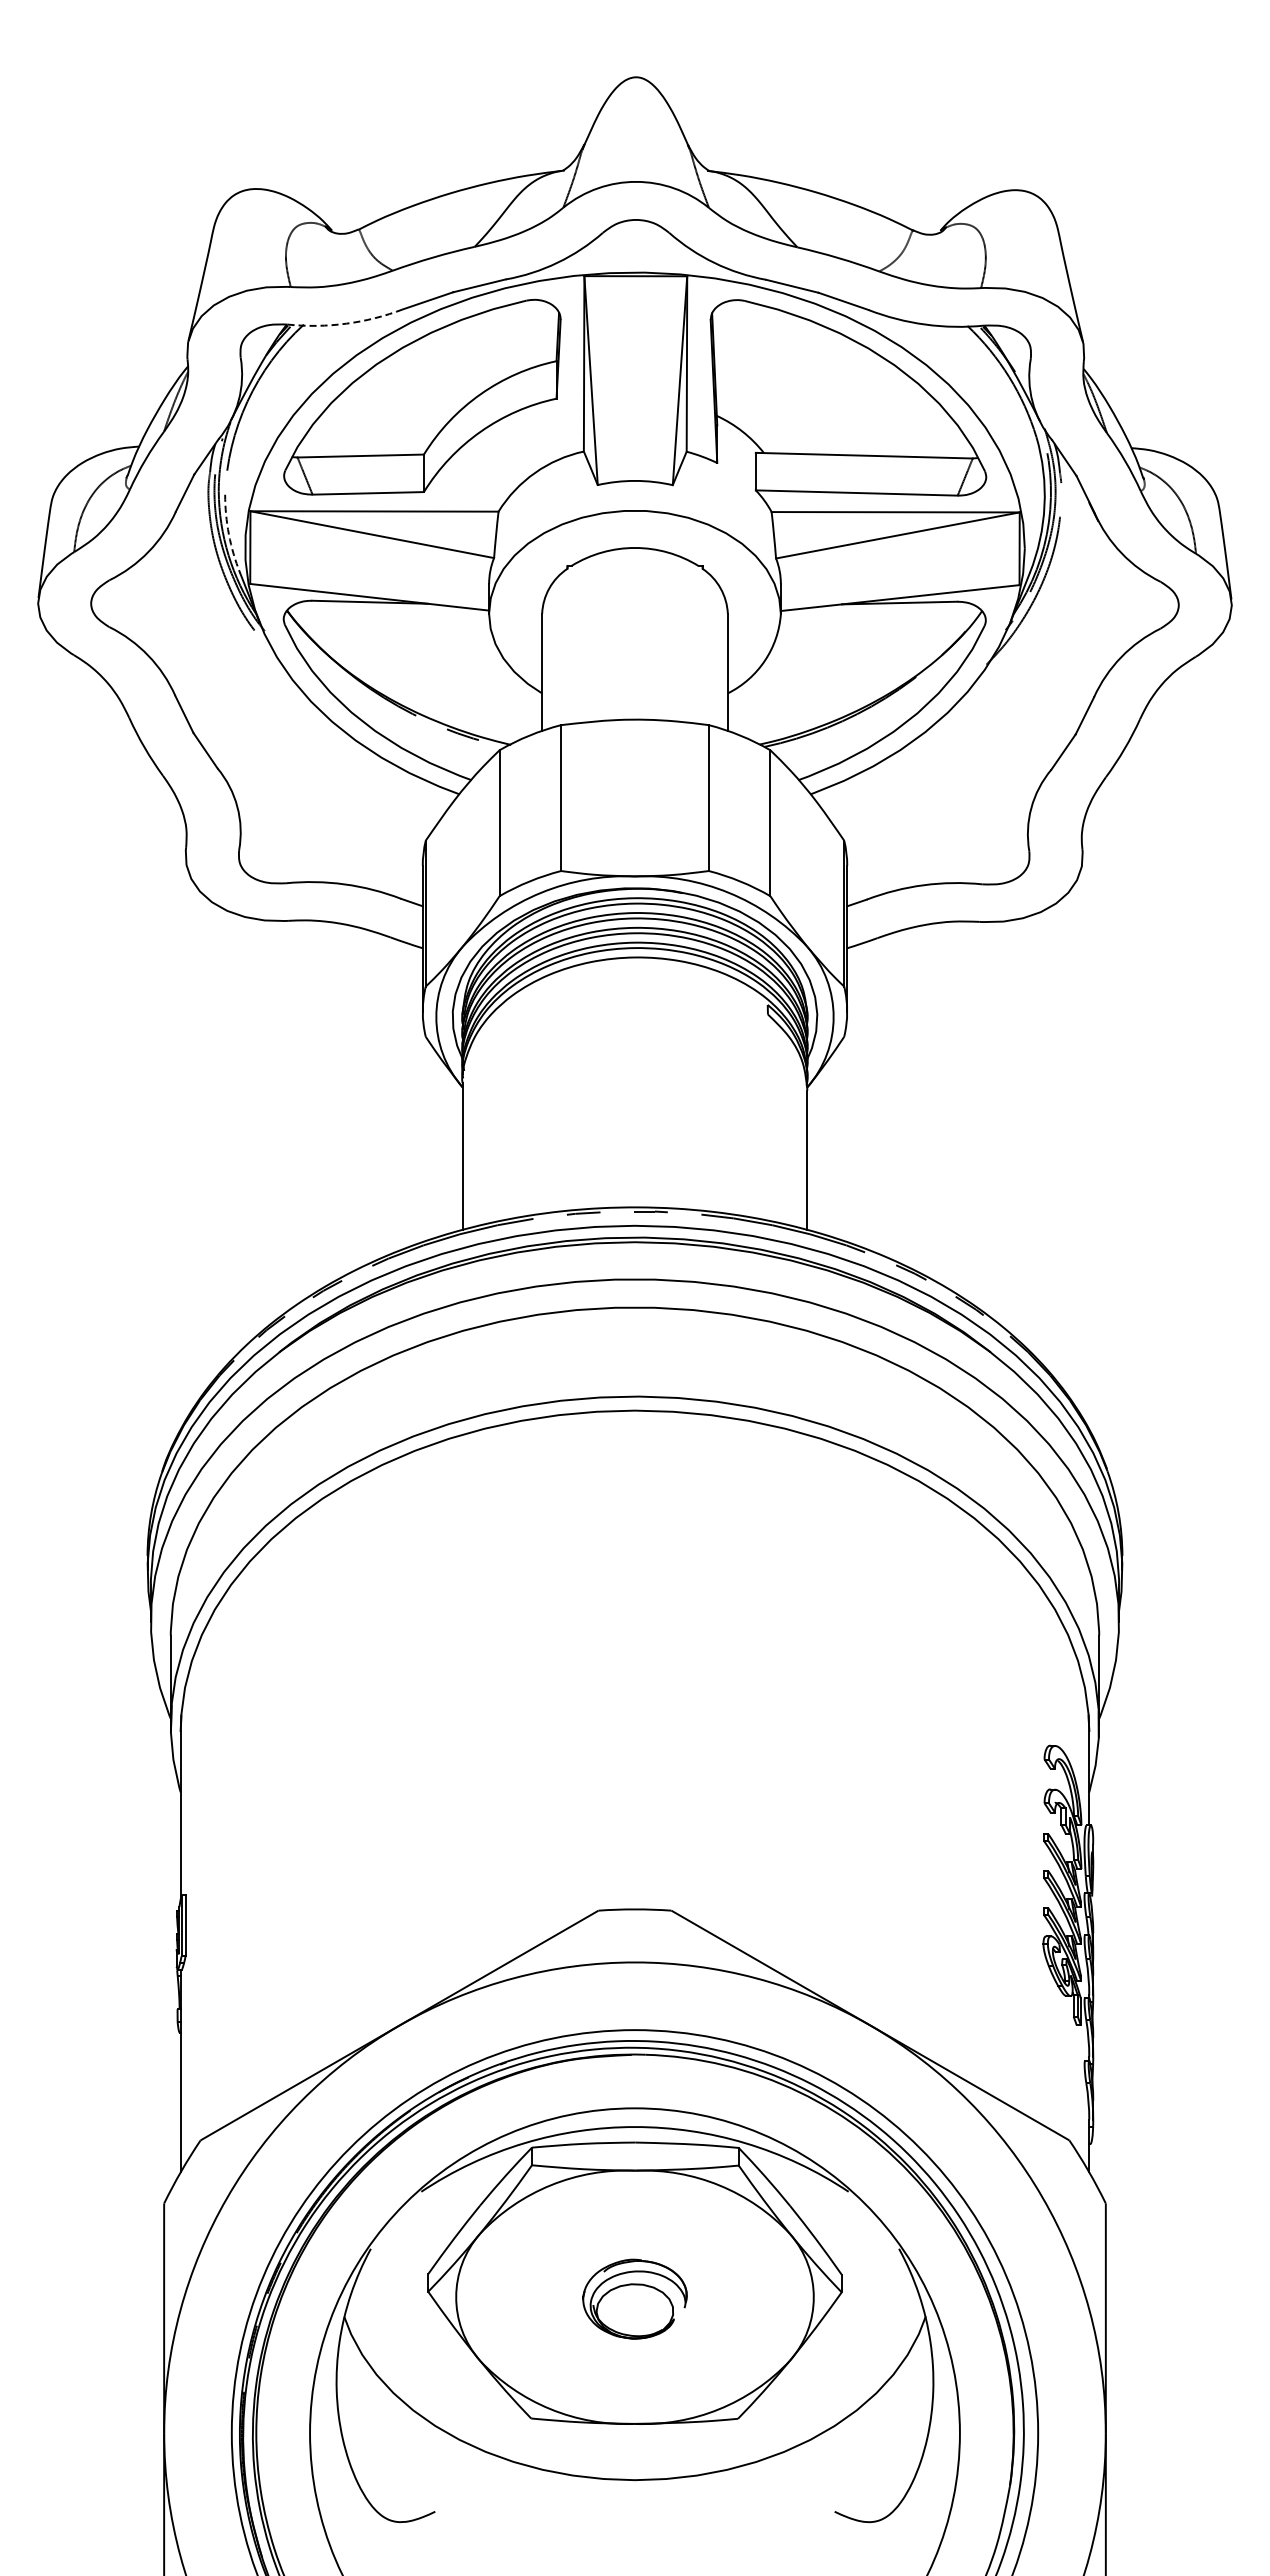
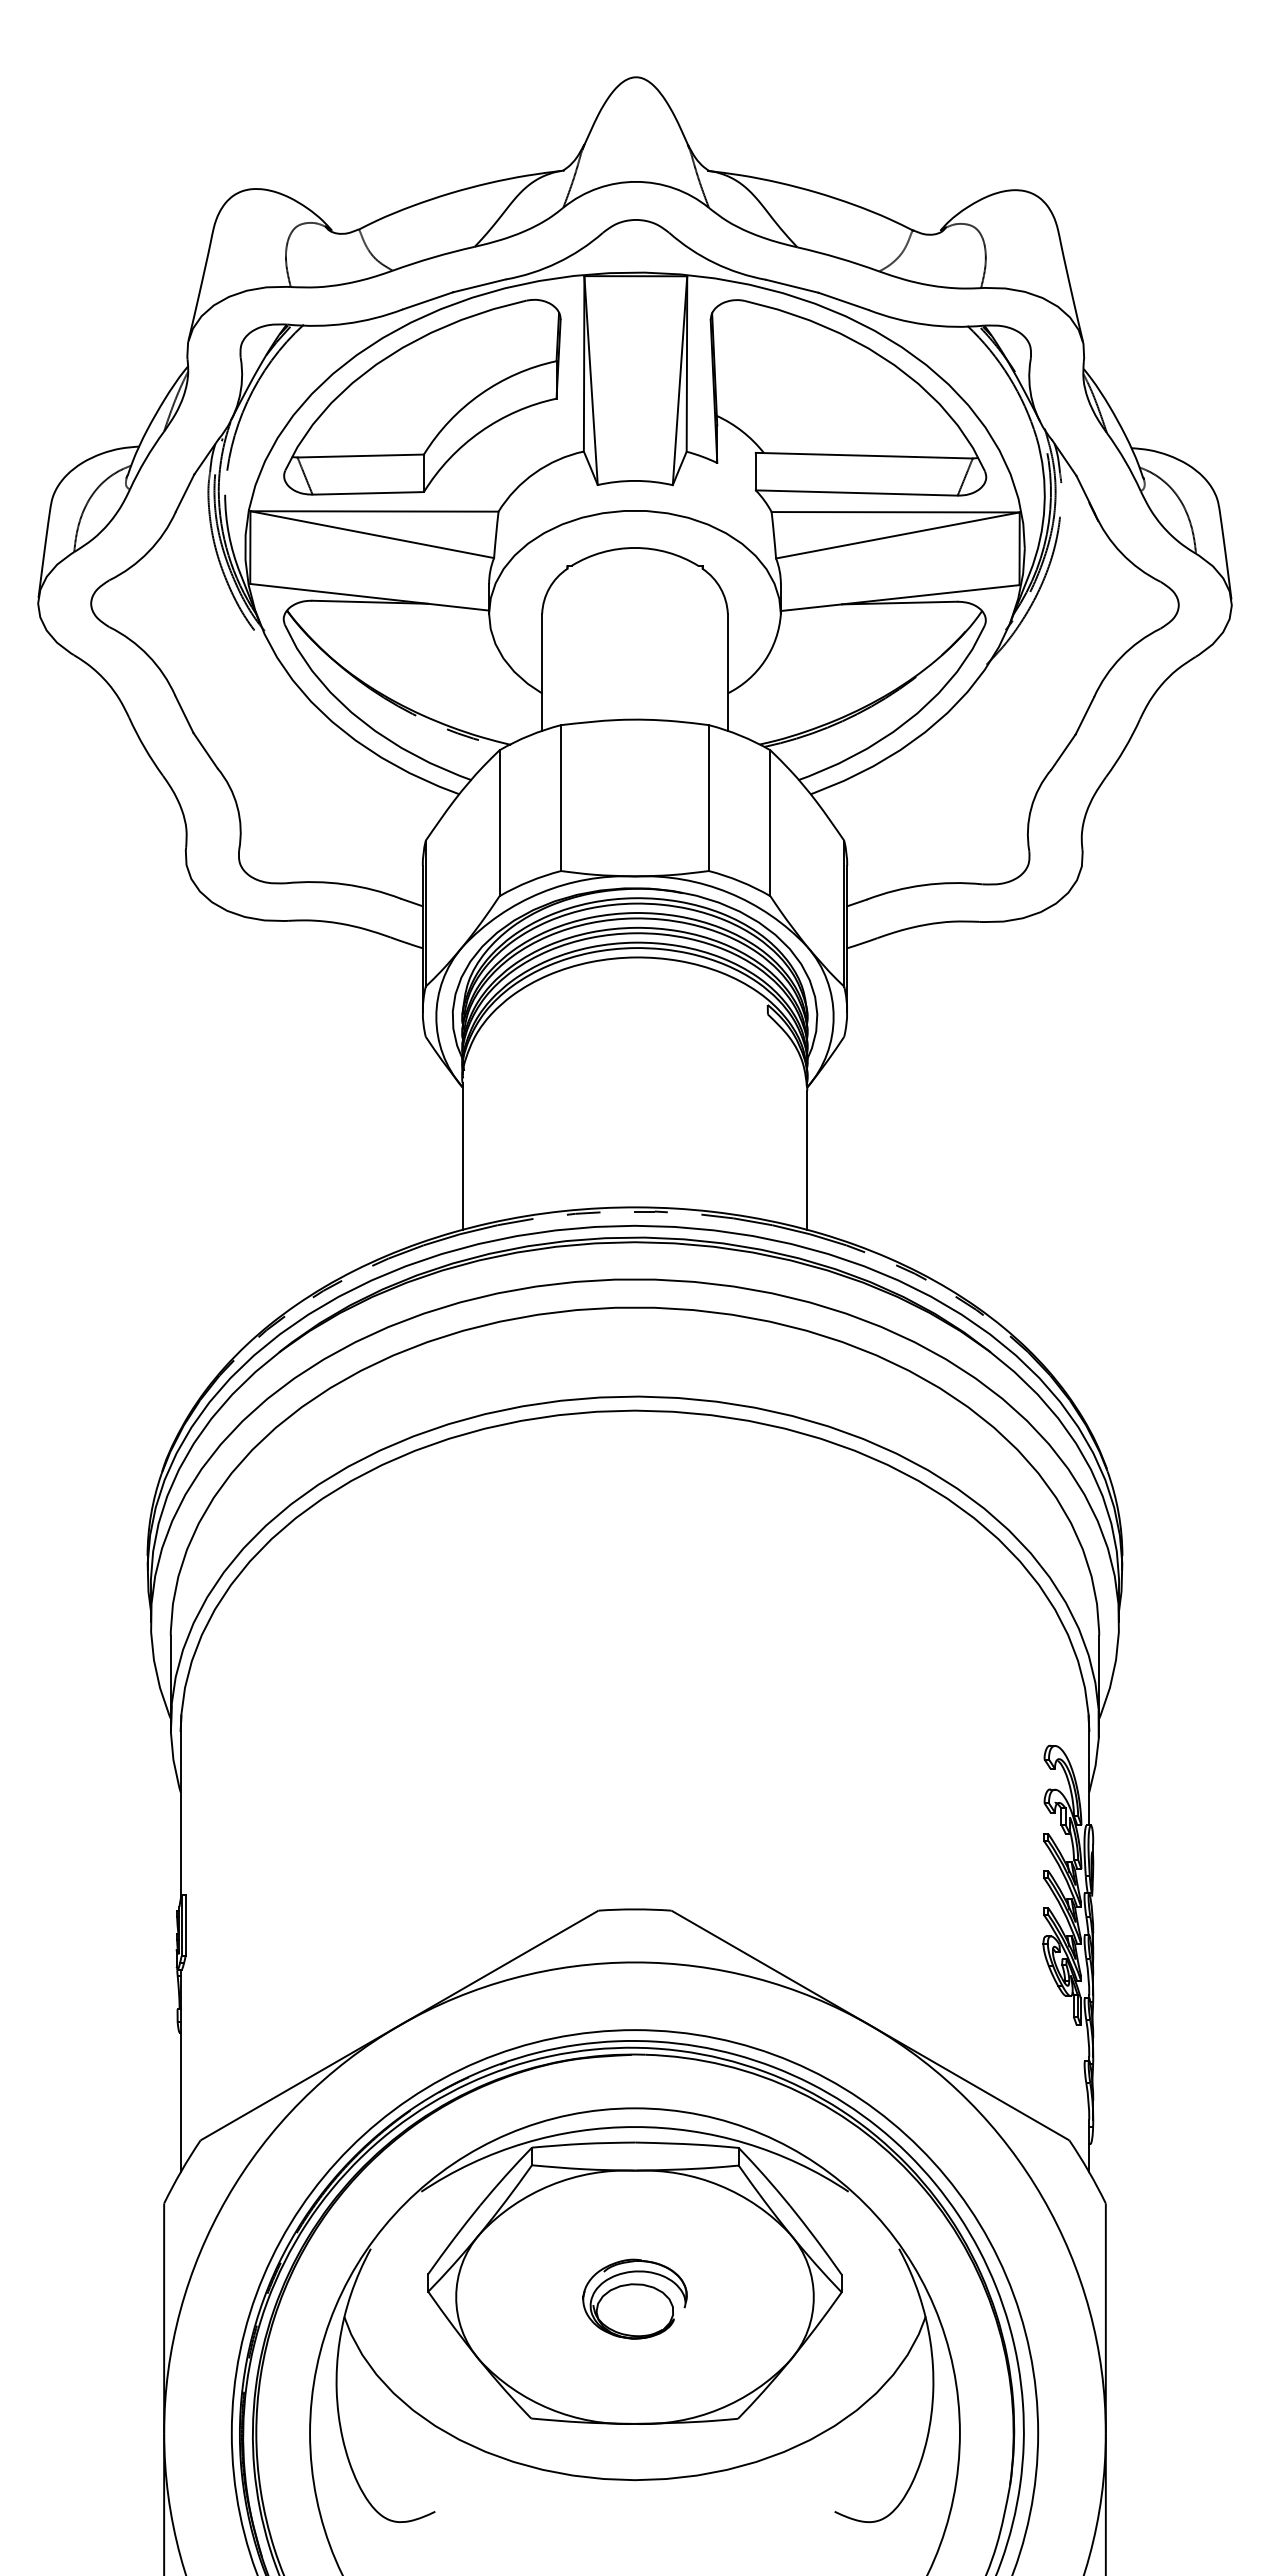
arc: dashed -> solid (346, 323)
arc: dashed -> solid (228, 534)
